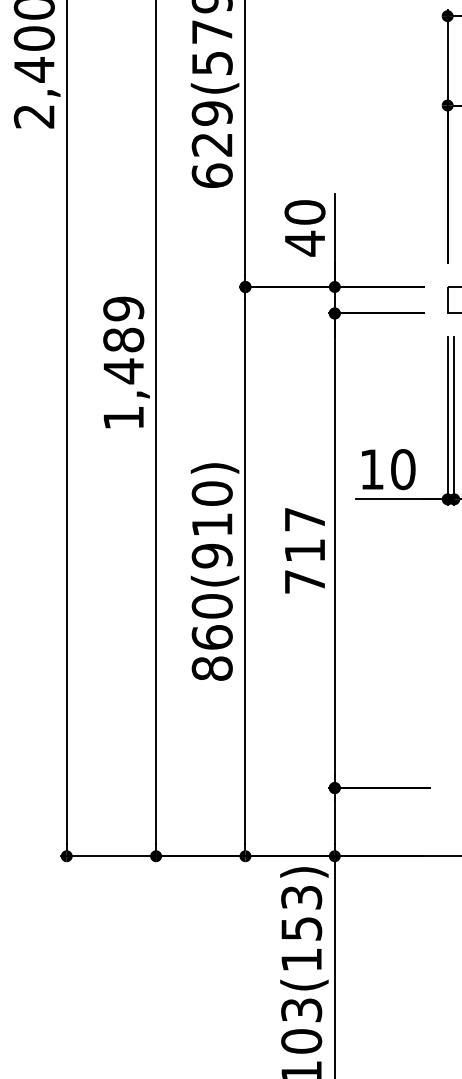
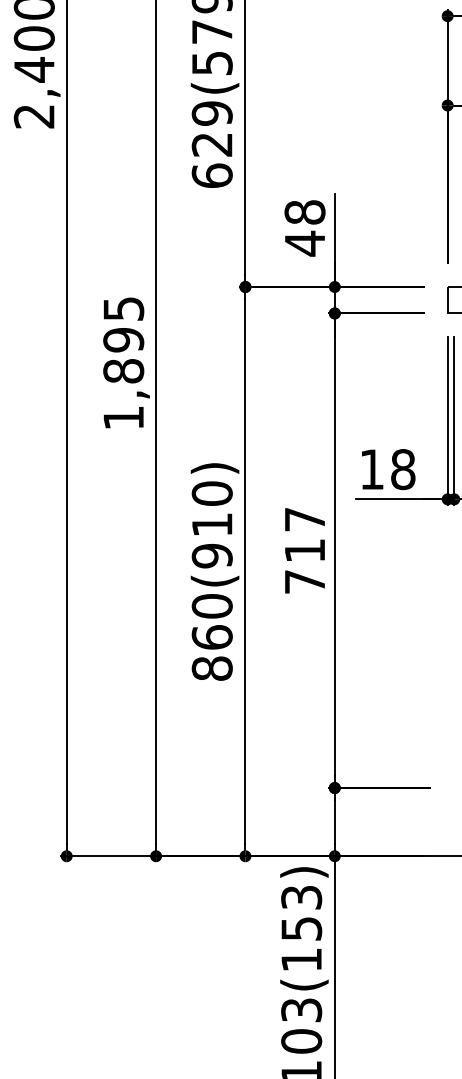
text: 40 -> 48 (304, 212)
text: 1,489 -> 1,895 (123, 340)
text: 10 -> 18 (403, 469)
